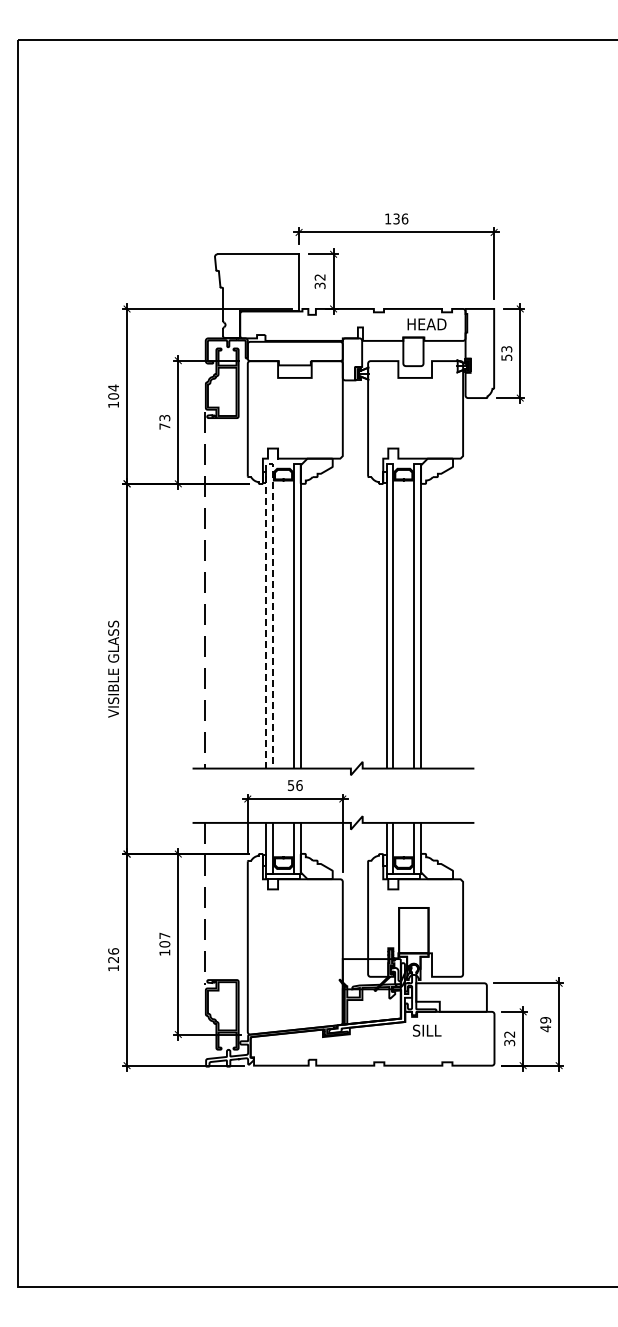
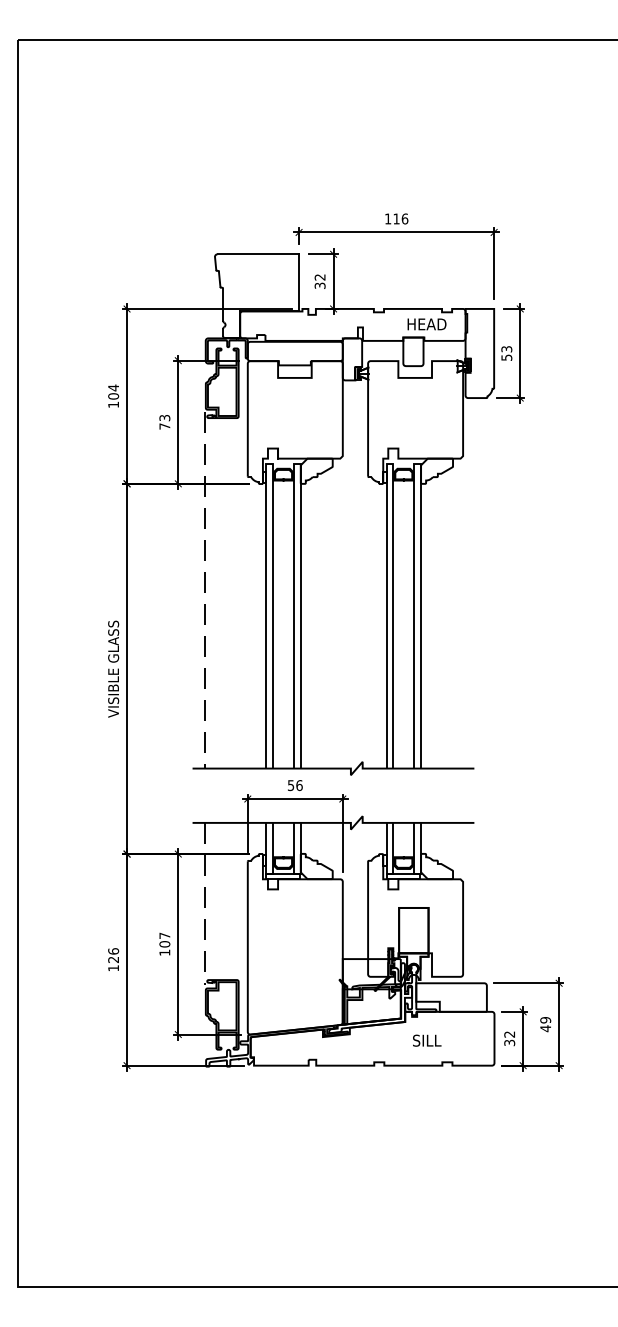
text: 136 -> 116 (396, 218)
line: dashed -> solid (270, 463)
text position: (427, 1030) -> (427, 1040) (427, 1040)
